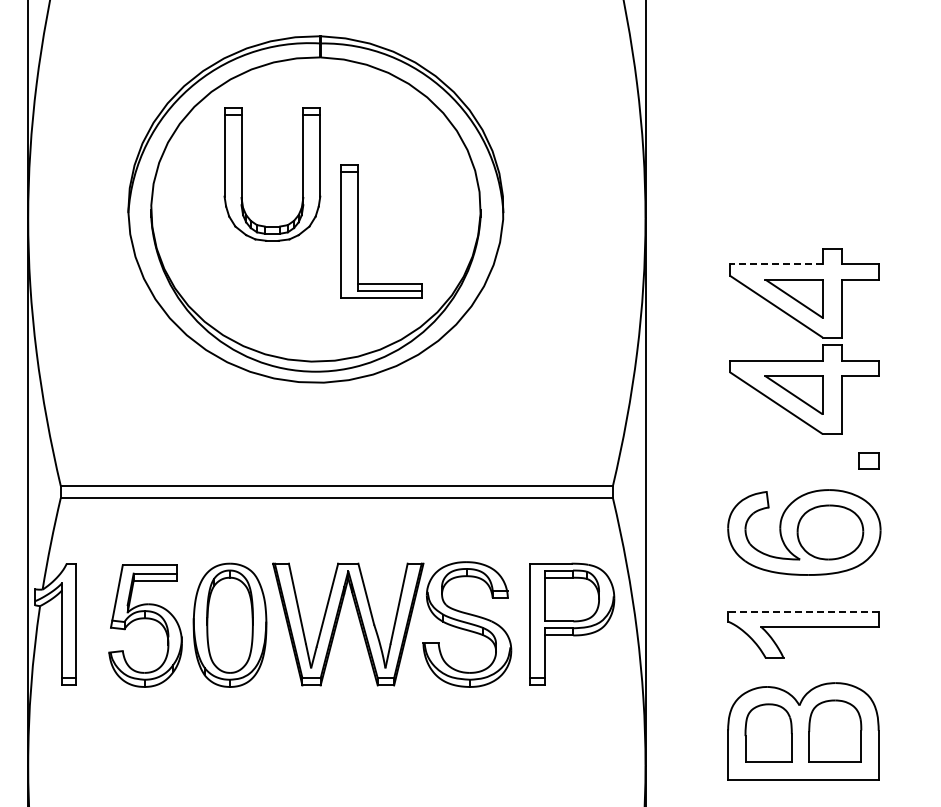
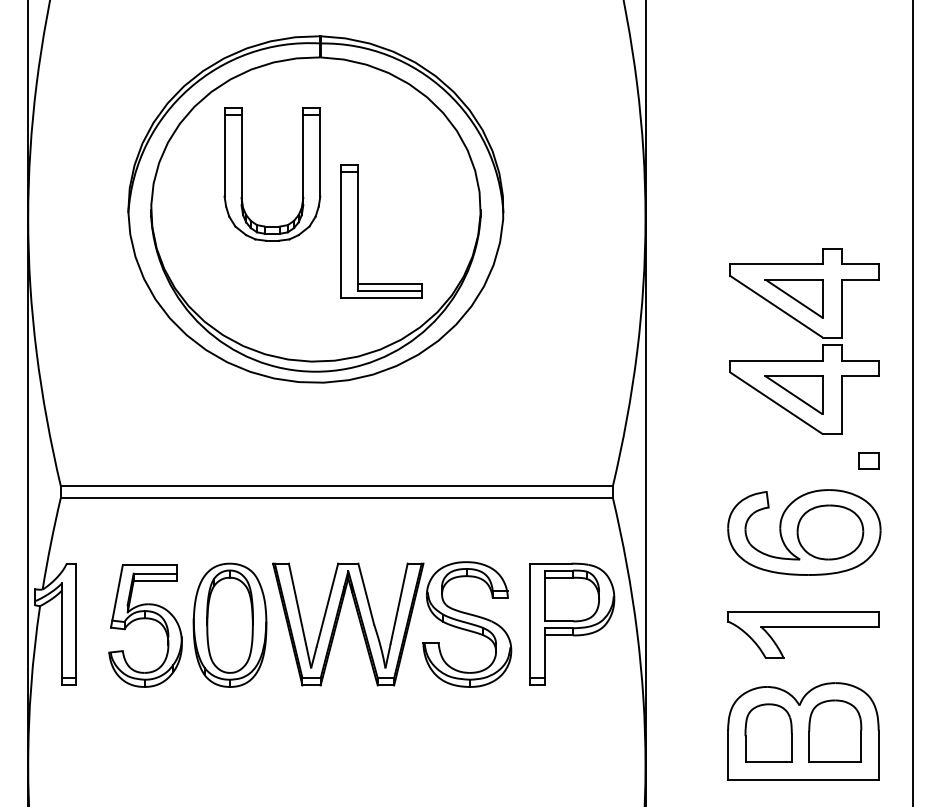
line: dashed -> solid (775, 264)
line: none -> present (912, 402)
line: dashed -> solid (802, 611)
